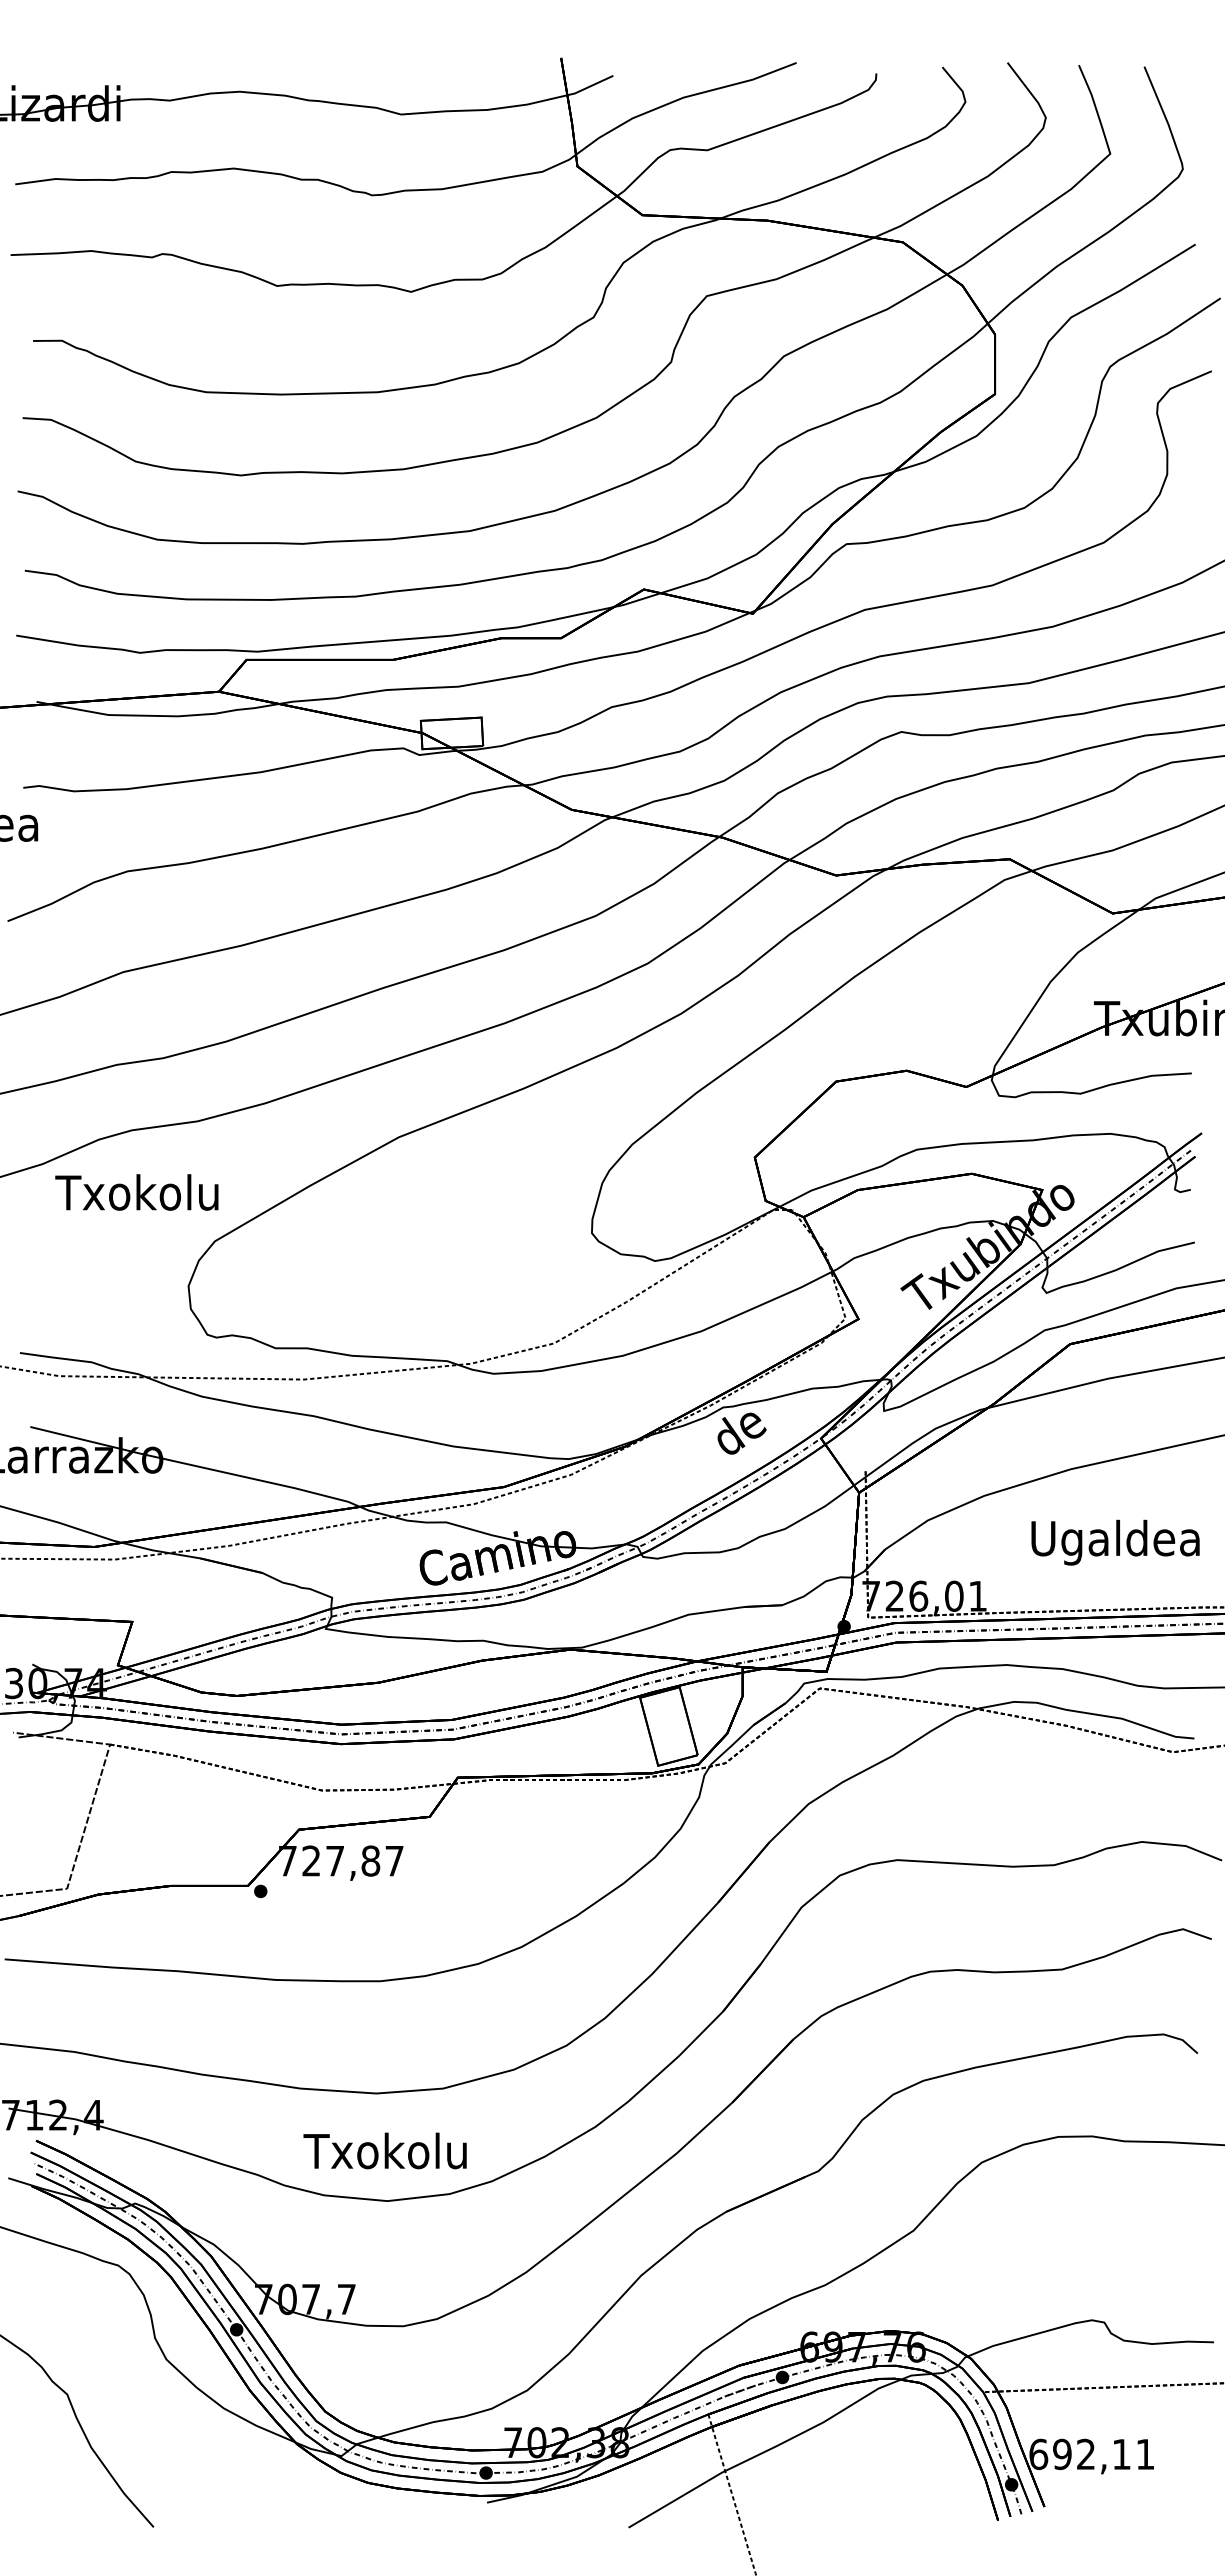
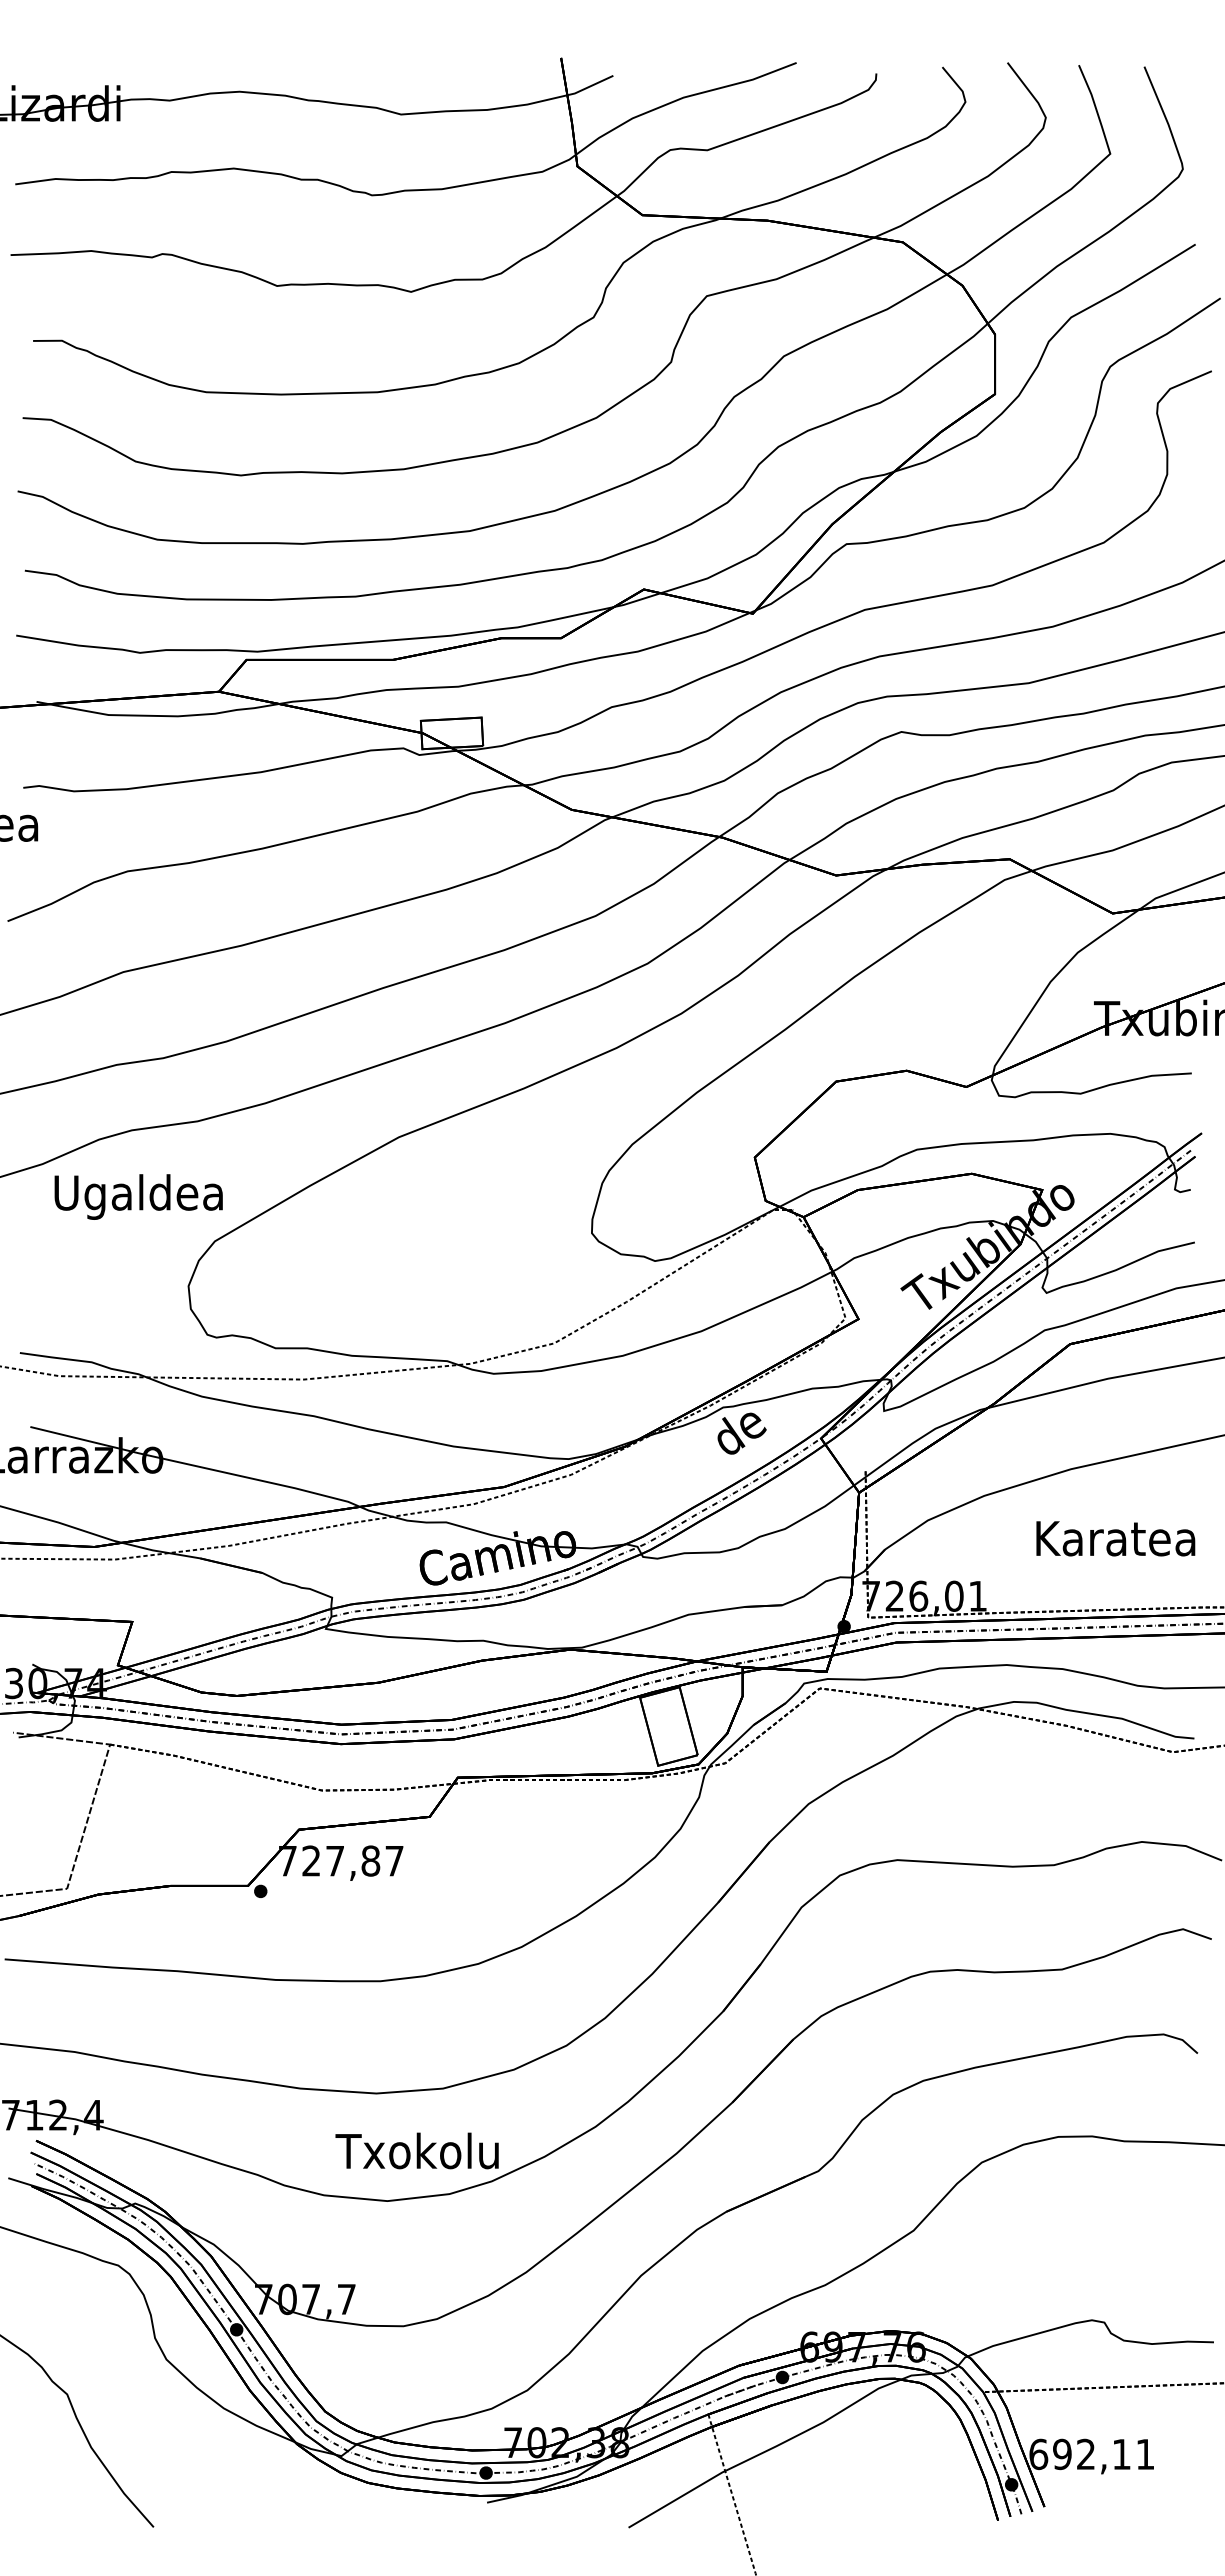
text: Txokolu -> Ugaldea (138, 1196)
text: Ugaldea -> Karatea (1115, 1542)
text position: (384, 2150) -> (416, 2150) (416, 2150)
